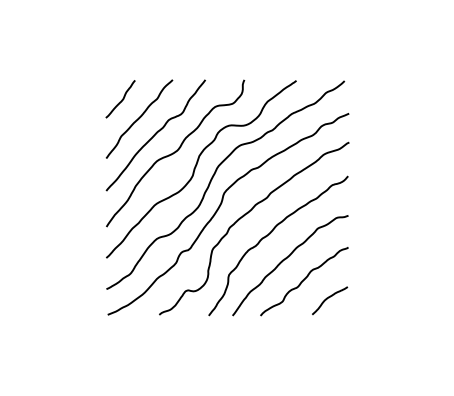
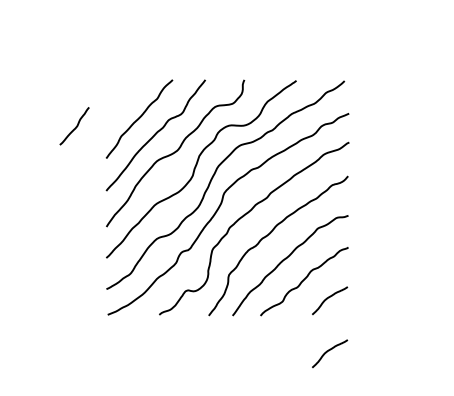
curve position: (121, 99) -> (75, 126) (75, 126)
curve: none -> present (329, 351)
